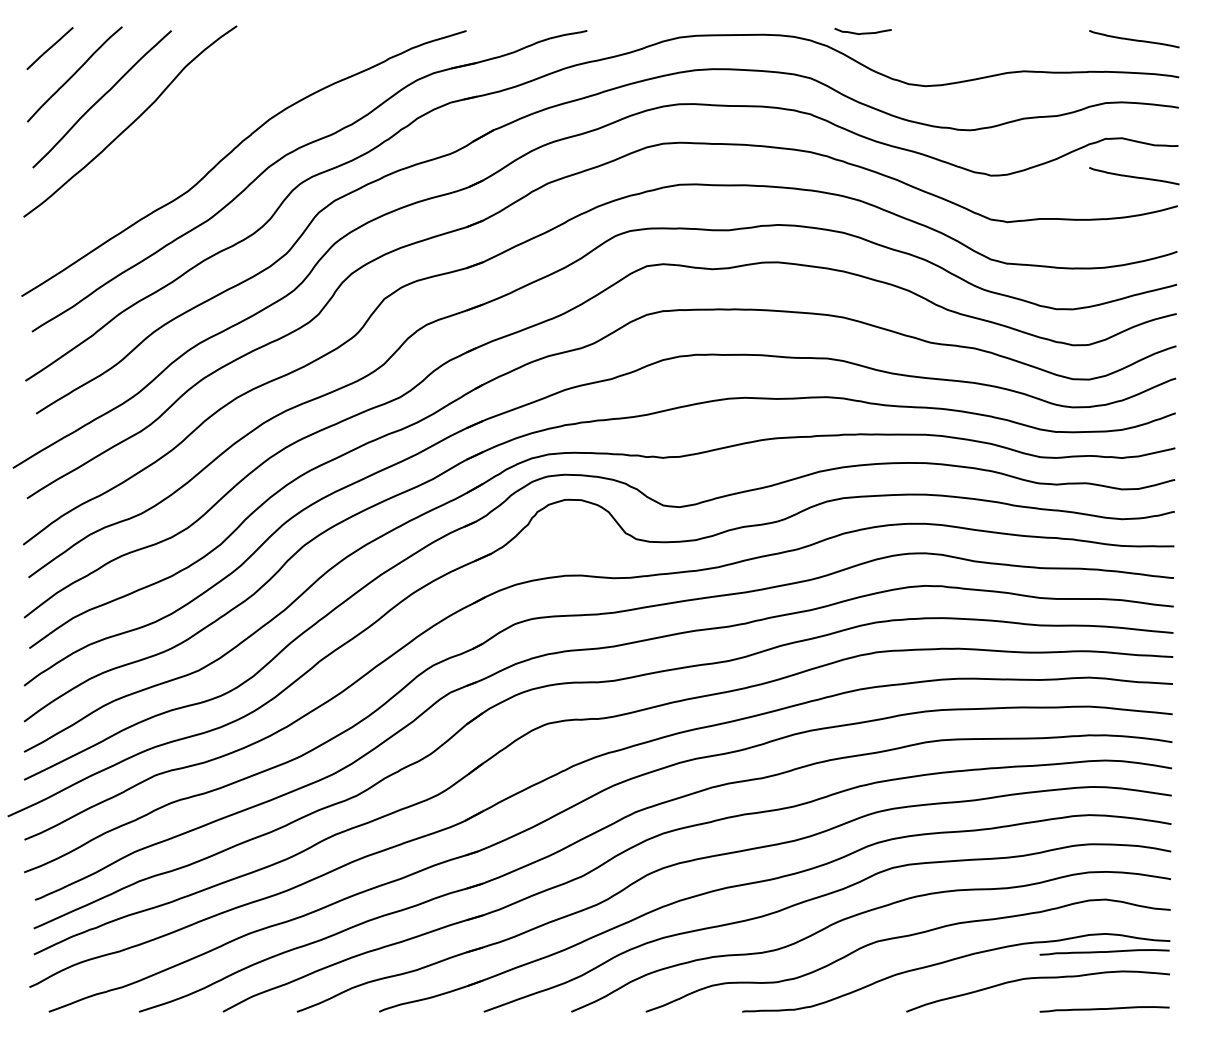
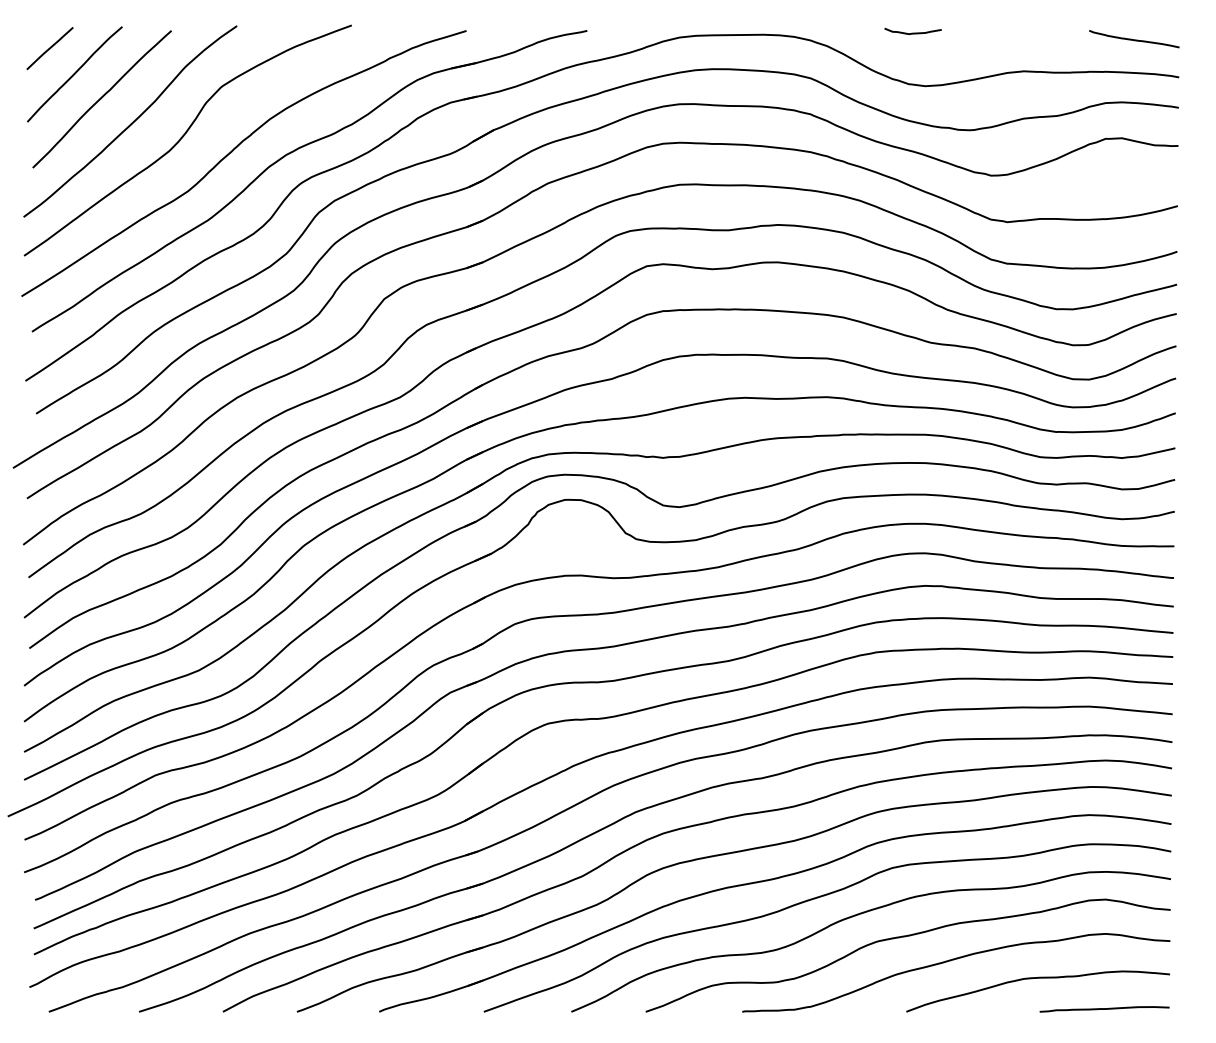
curve position: (862, 32) -> (912, 32) (912, 32)
curve: none -> present (184, 136)
curve: present -> none (1134, 176)
curve: present -> none (1104, 952)
